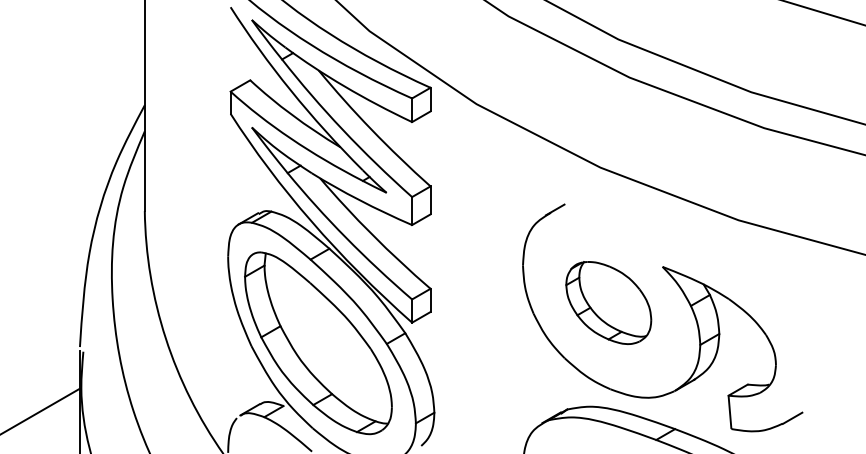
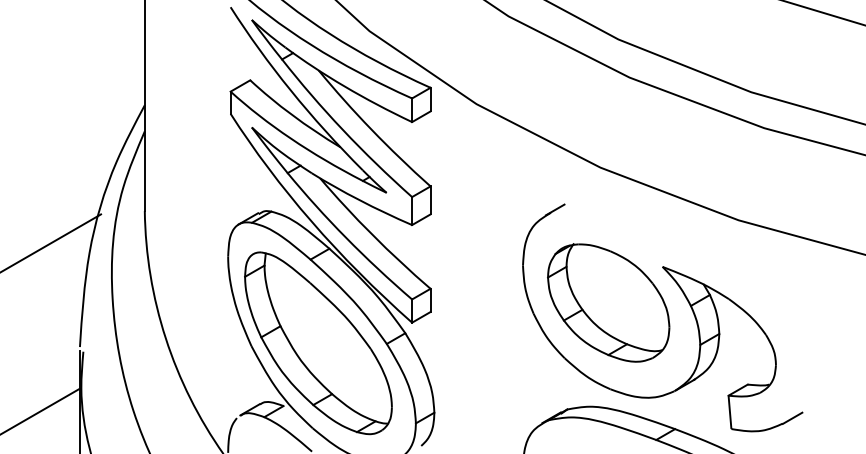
line: none -> present (51, 242)
part size: 88x84 px -> 124x120 px (608, 302)
